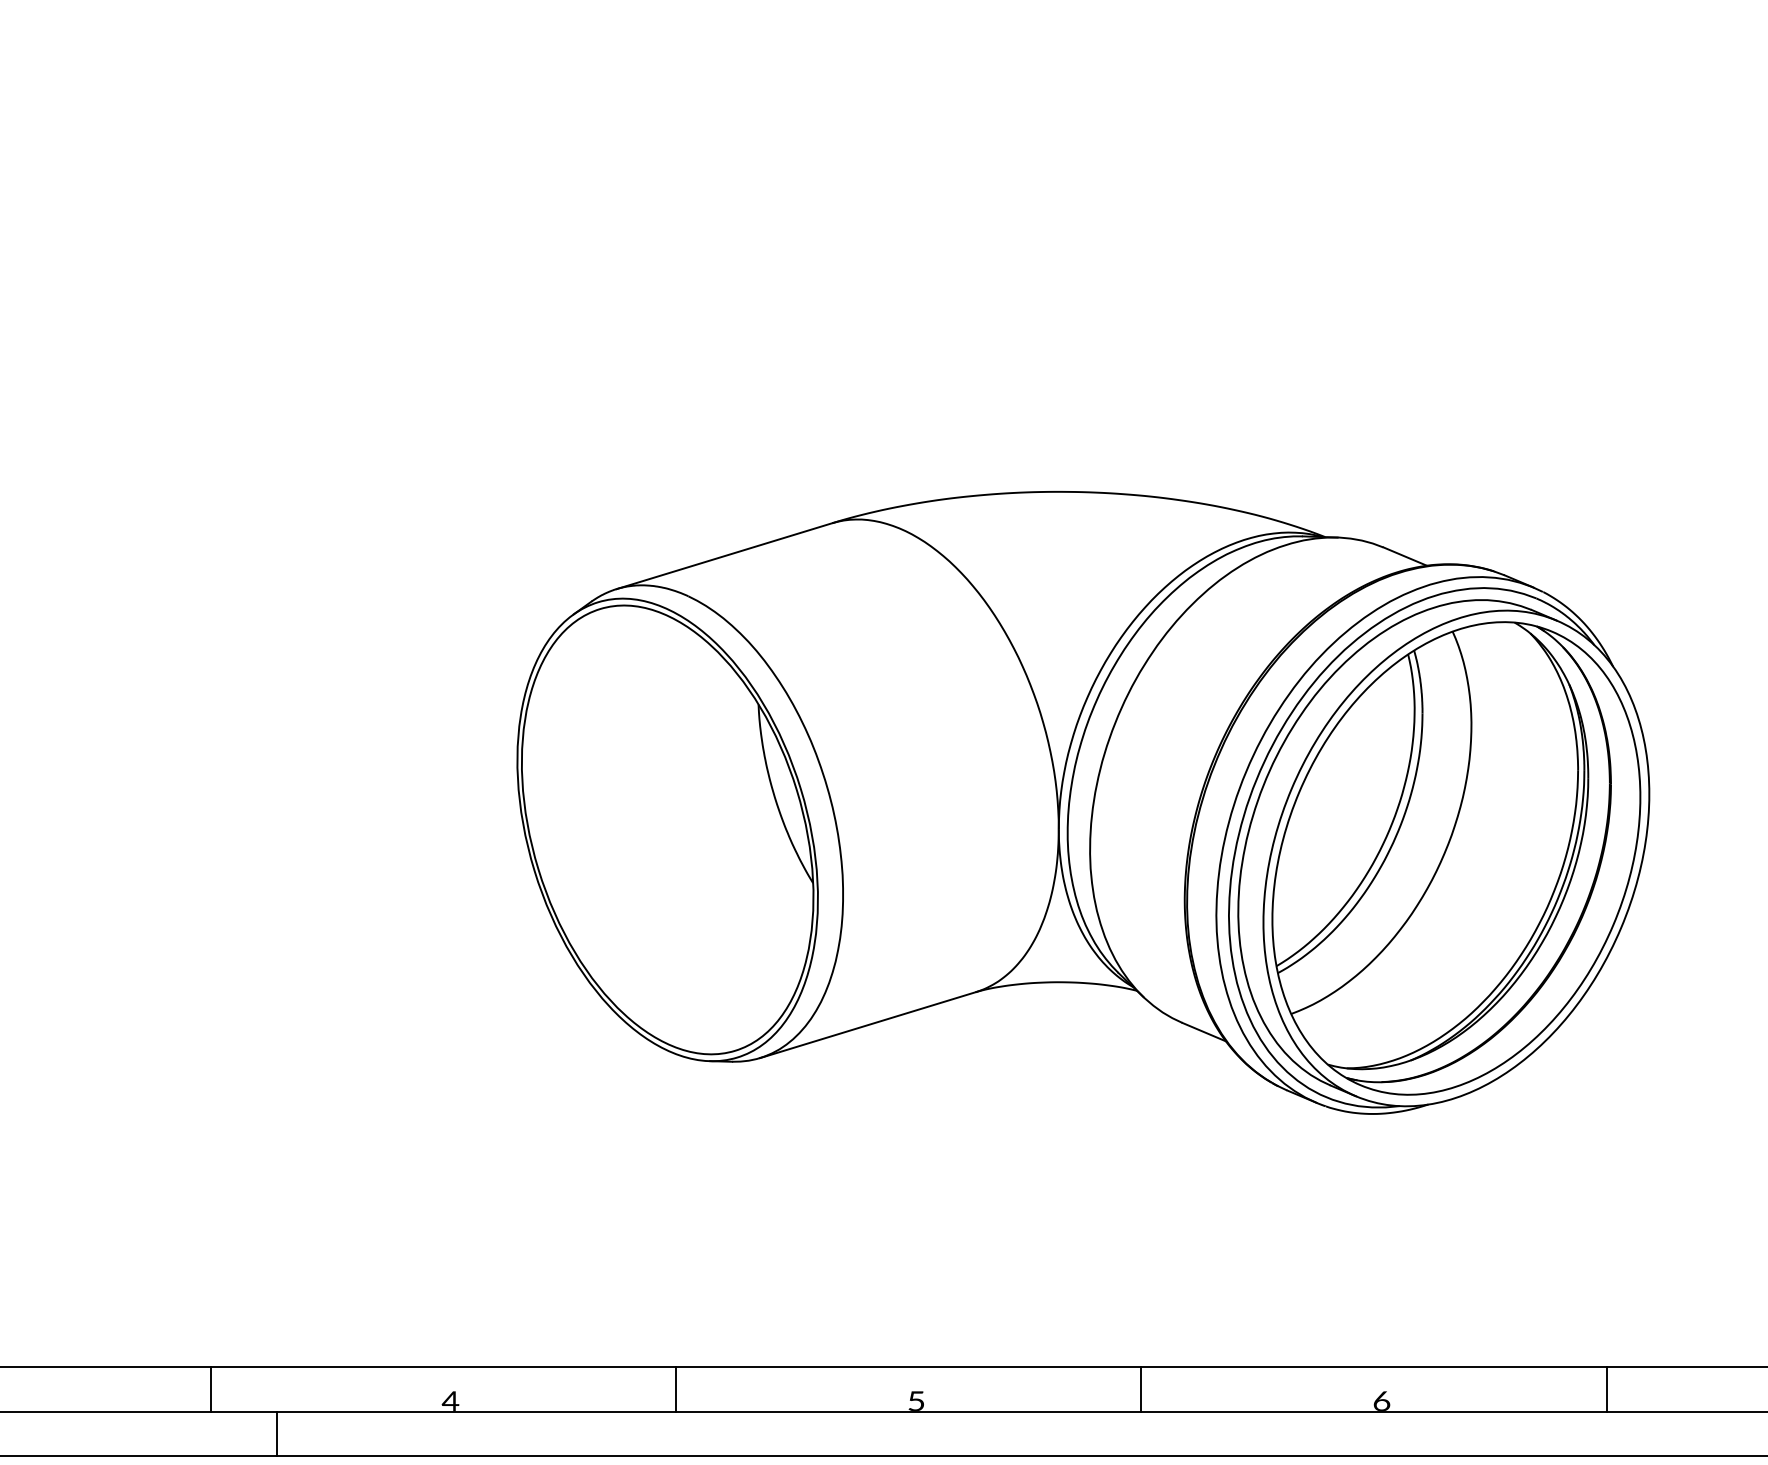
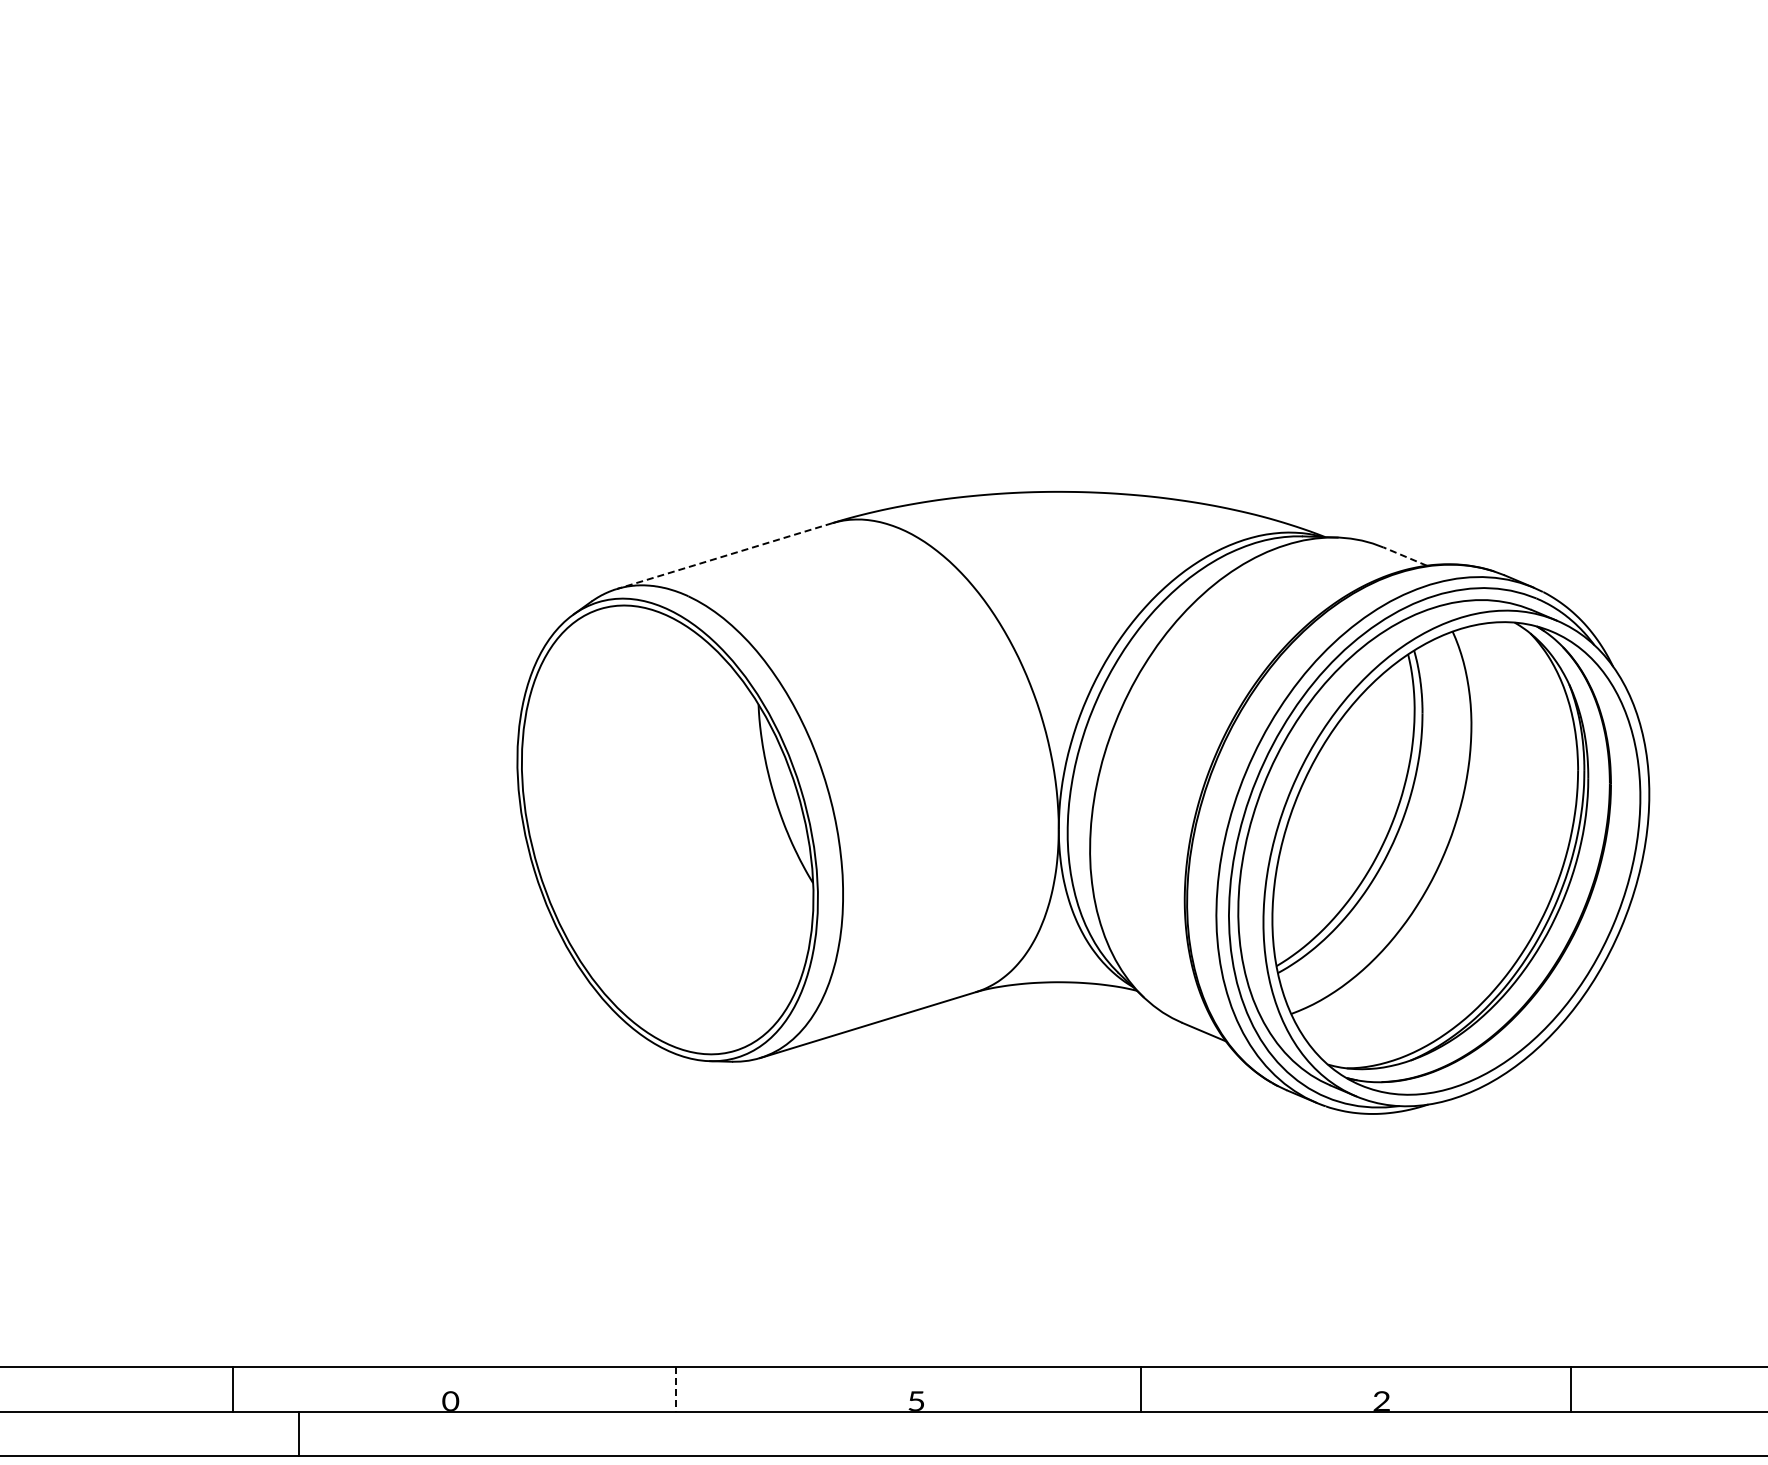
line: solid -> dashed (724, 556)
line: solid -> dashed (1405, 556)
line position: (210, 1389) -> (232, 1389) (232, 1389)
line: solid -> dashed (676, 1389)
line position: (1606, 1389) -> (1570, 1389) (1570, 1389)
text: 4 -> 0 (450, 1400)
text: 6 -> 2 (1381, 1400)
line position: (277, 1433) -> (299, 1433) (299, 1433)
